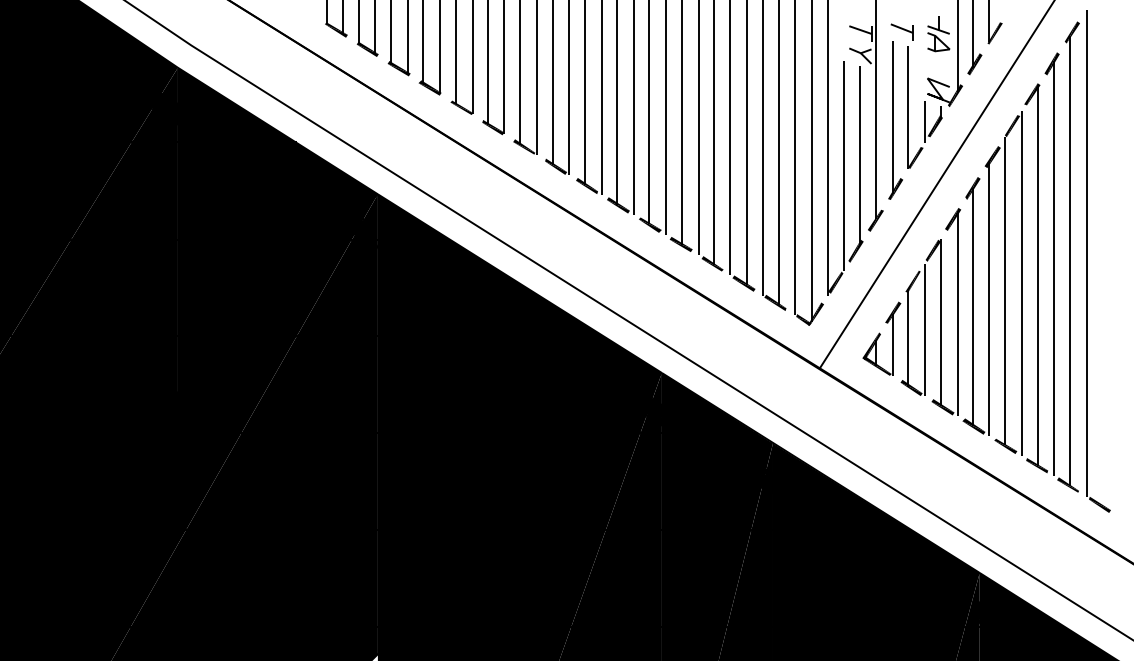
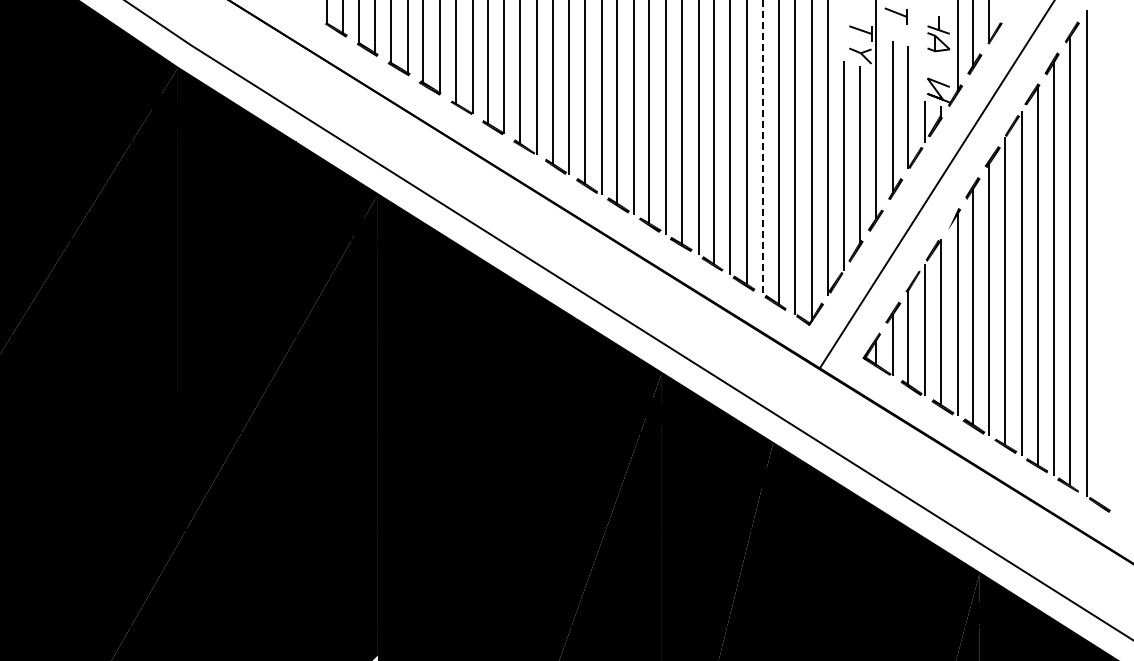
part position: (901, 31) -> (895, 15) (895, 15)
line: solid -> dashed (763, 148)
fill: present -> none (951, 219)
